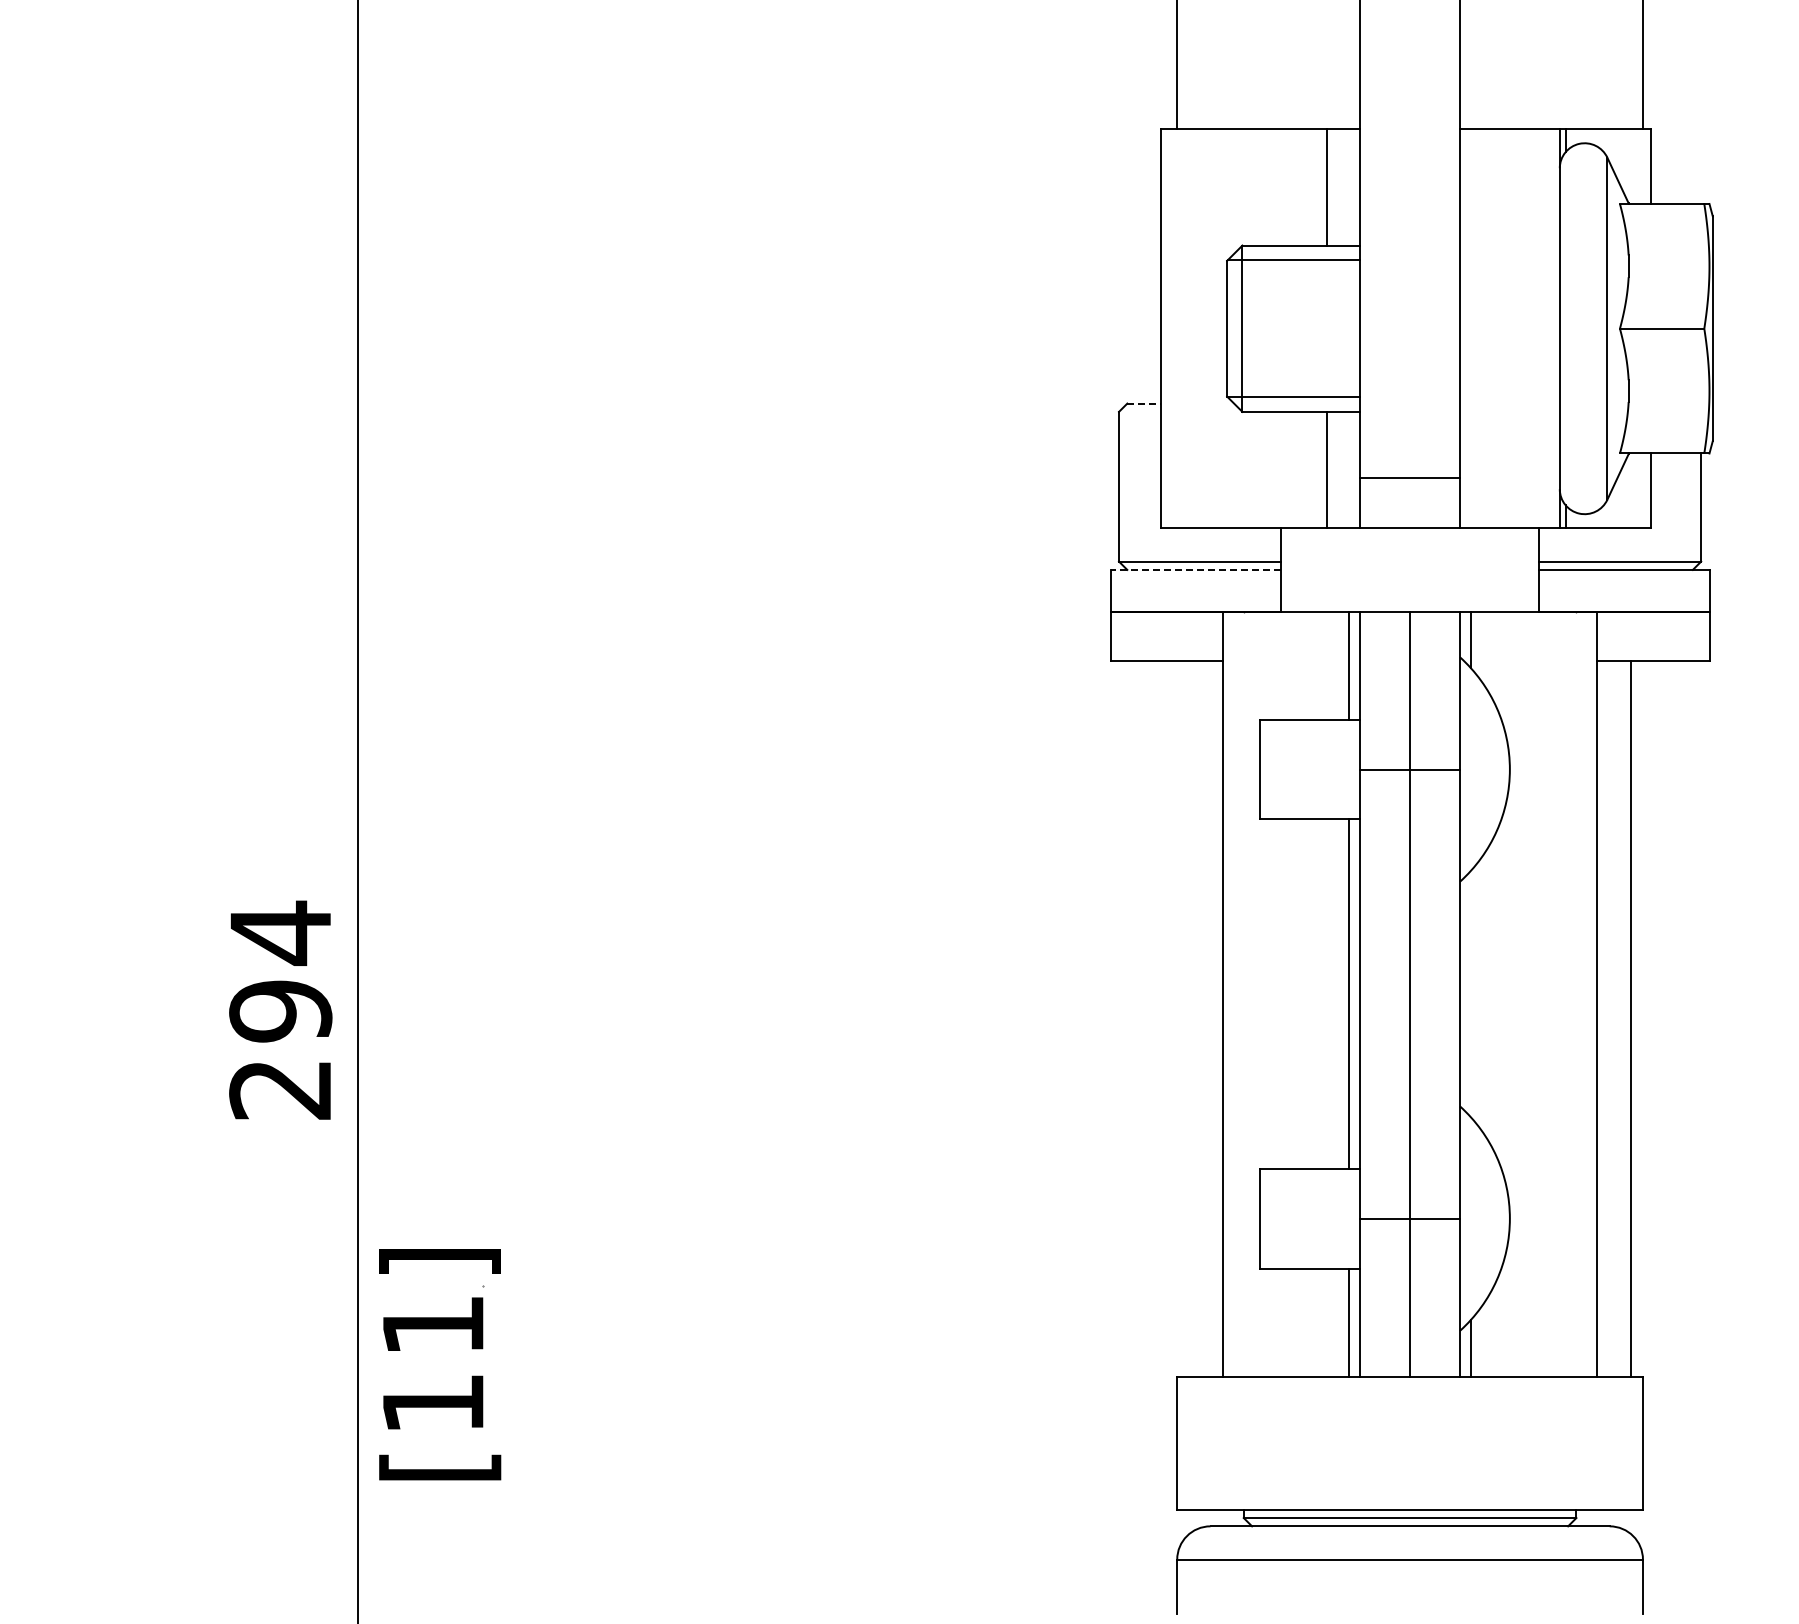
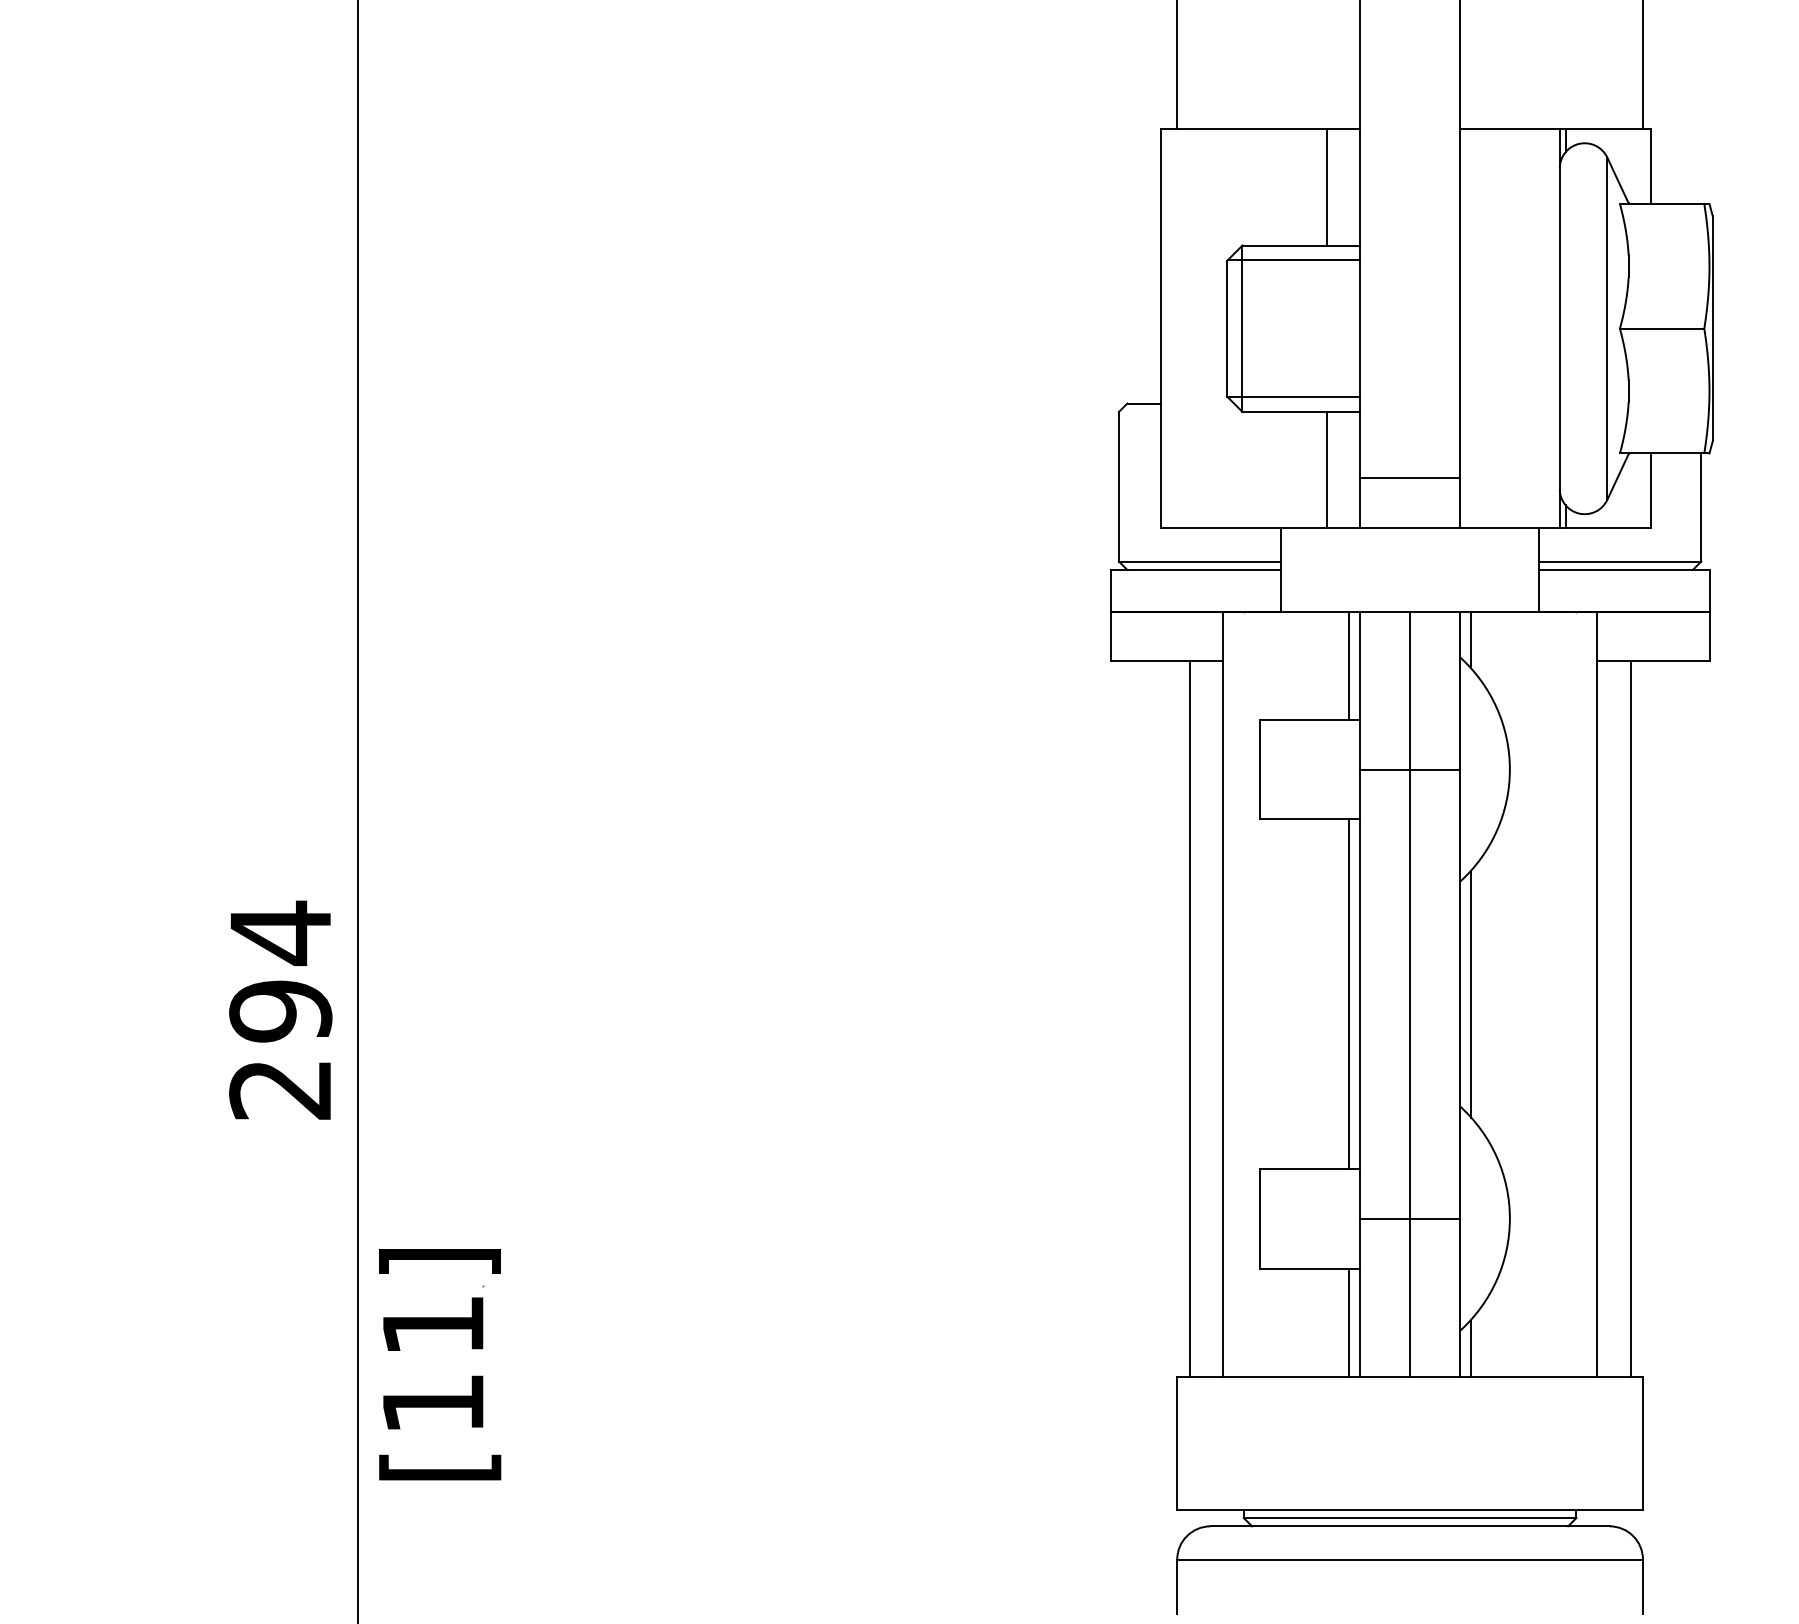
line: dashed -> solid (1143, 403)
line: dashed -> solid (1195, 569)
line: none -> present (1471, 993)
line: none -> present (1189, 1018)
